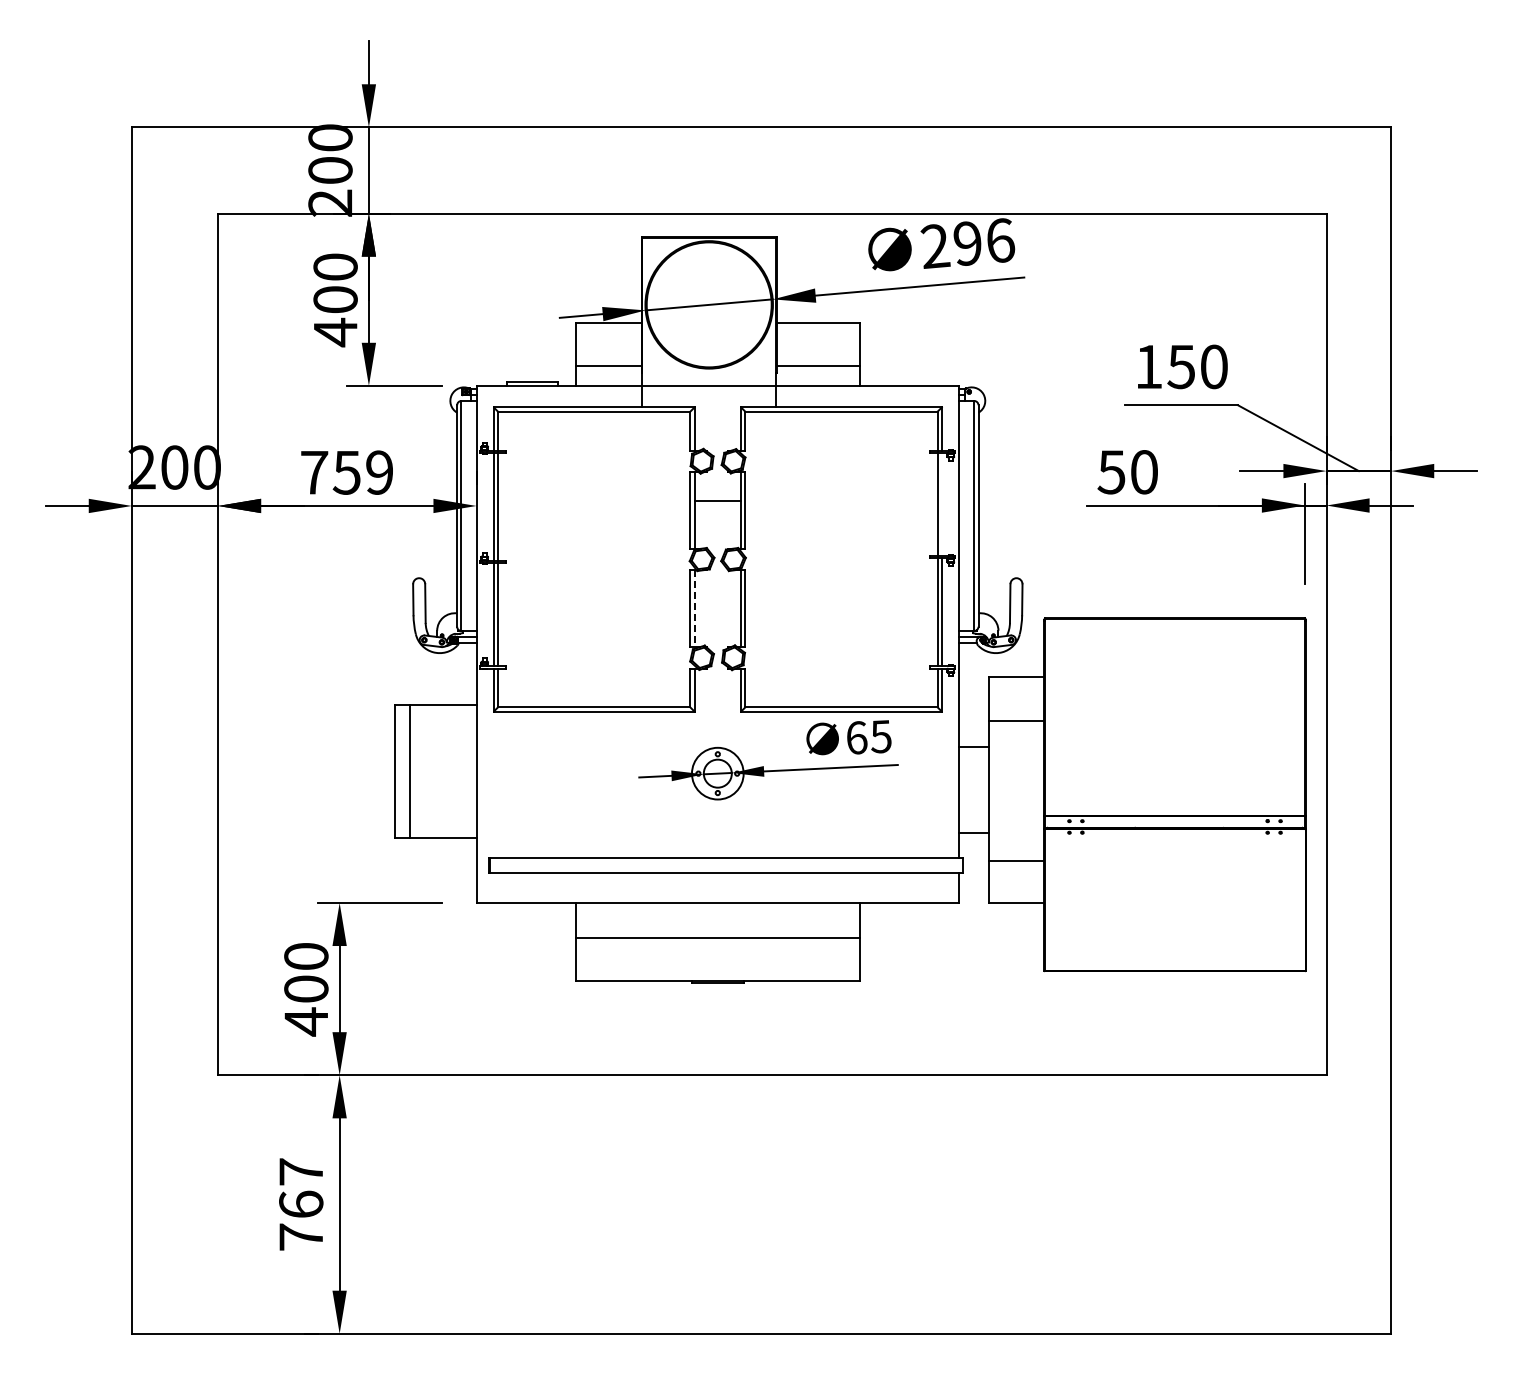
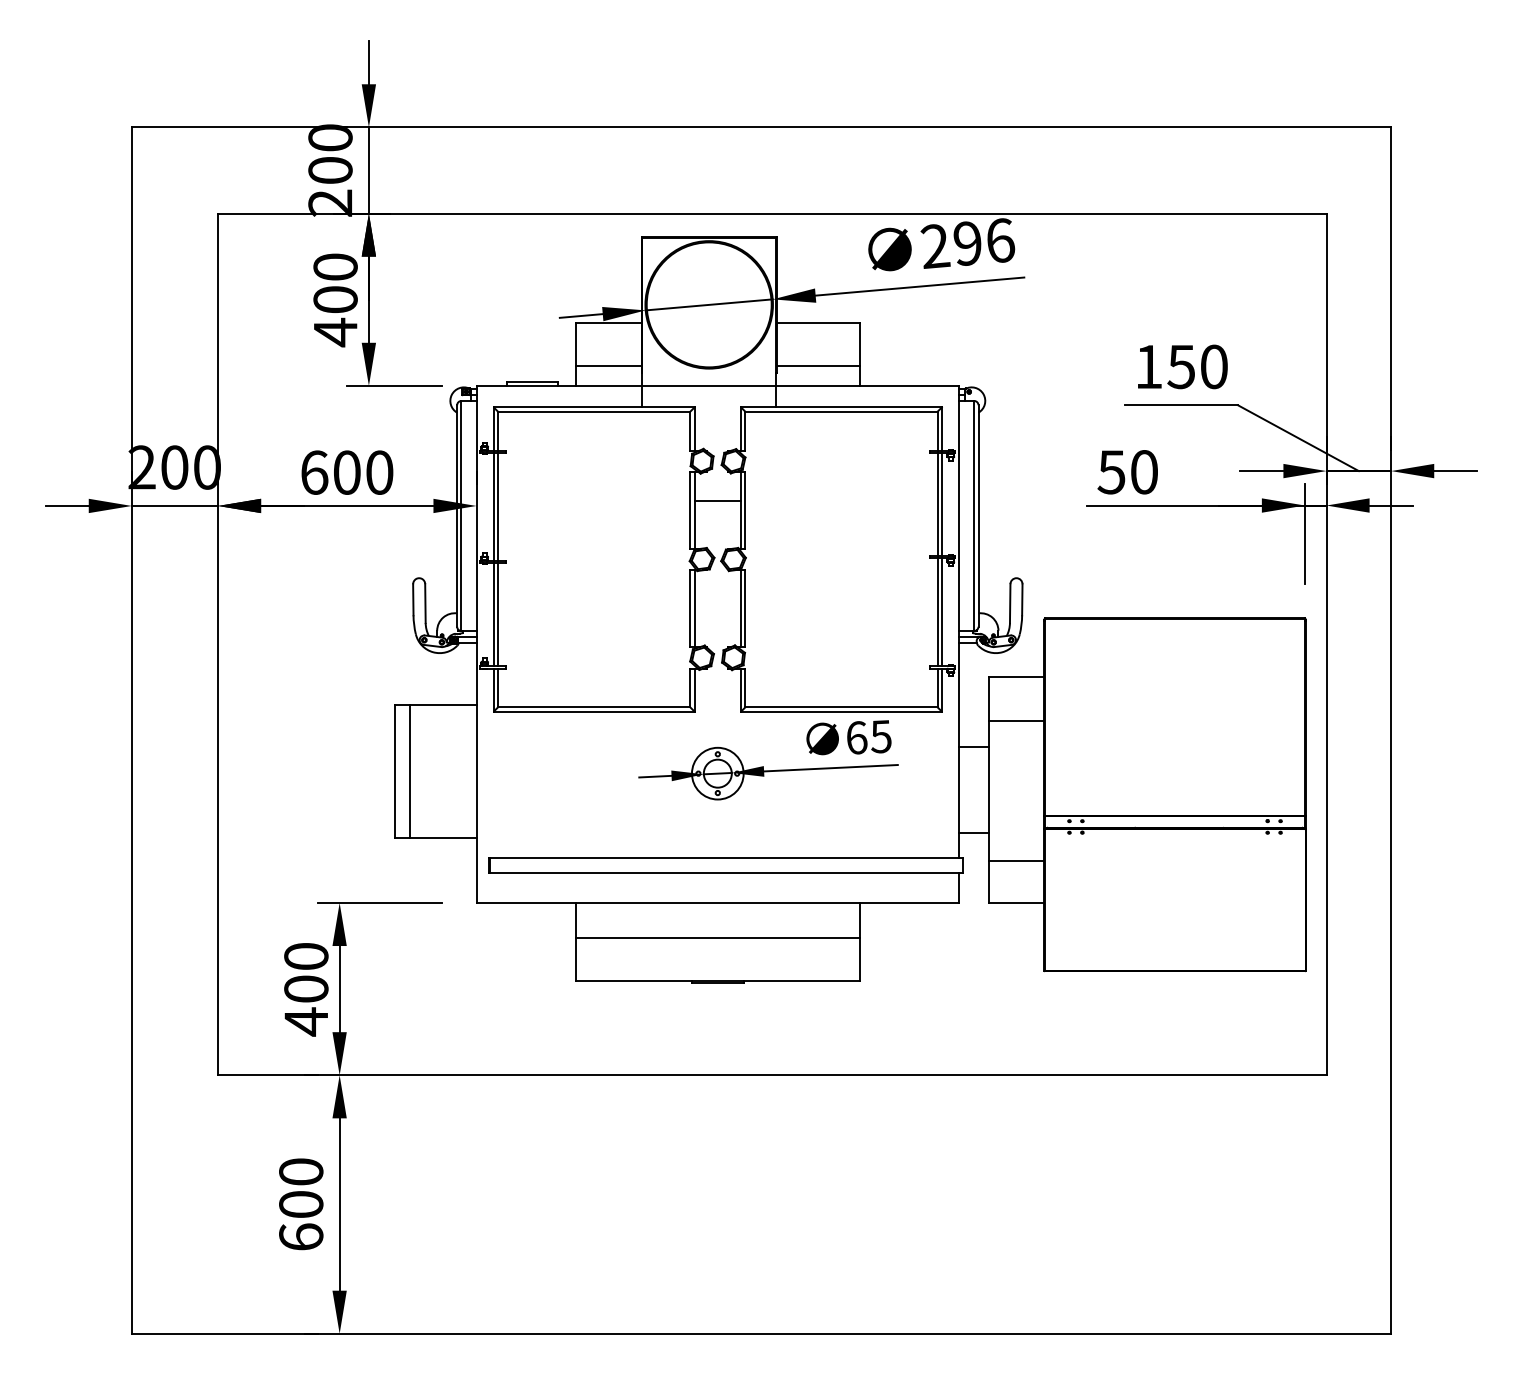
text: 759 -> 600 (347, 472)
line: none -> present (941, 504)
line: dashed -> solid (694, 609)
text: 767 -> 600 (301, 1204)
